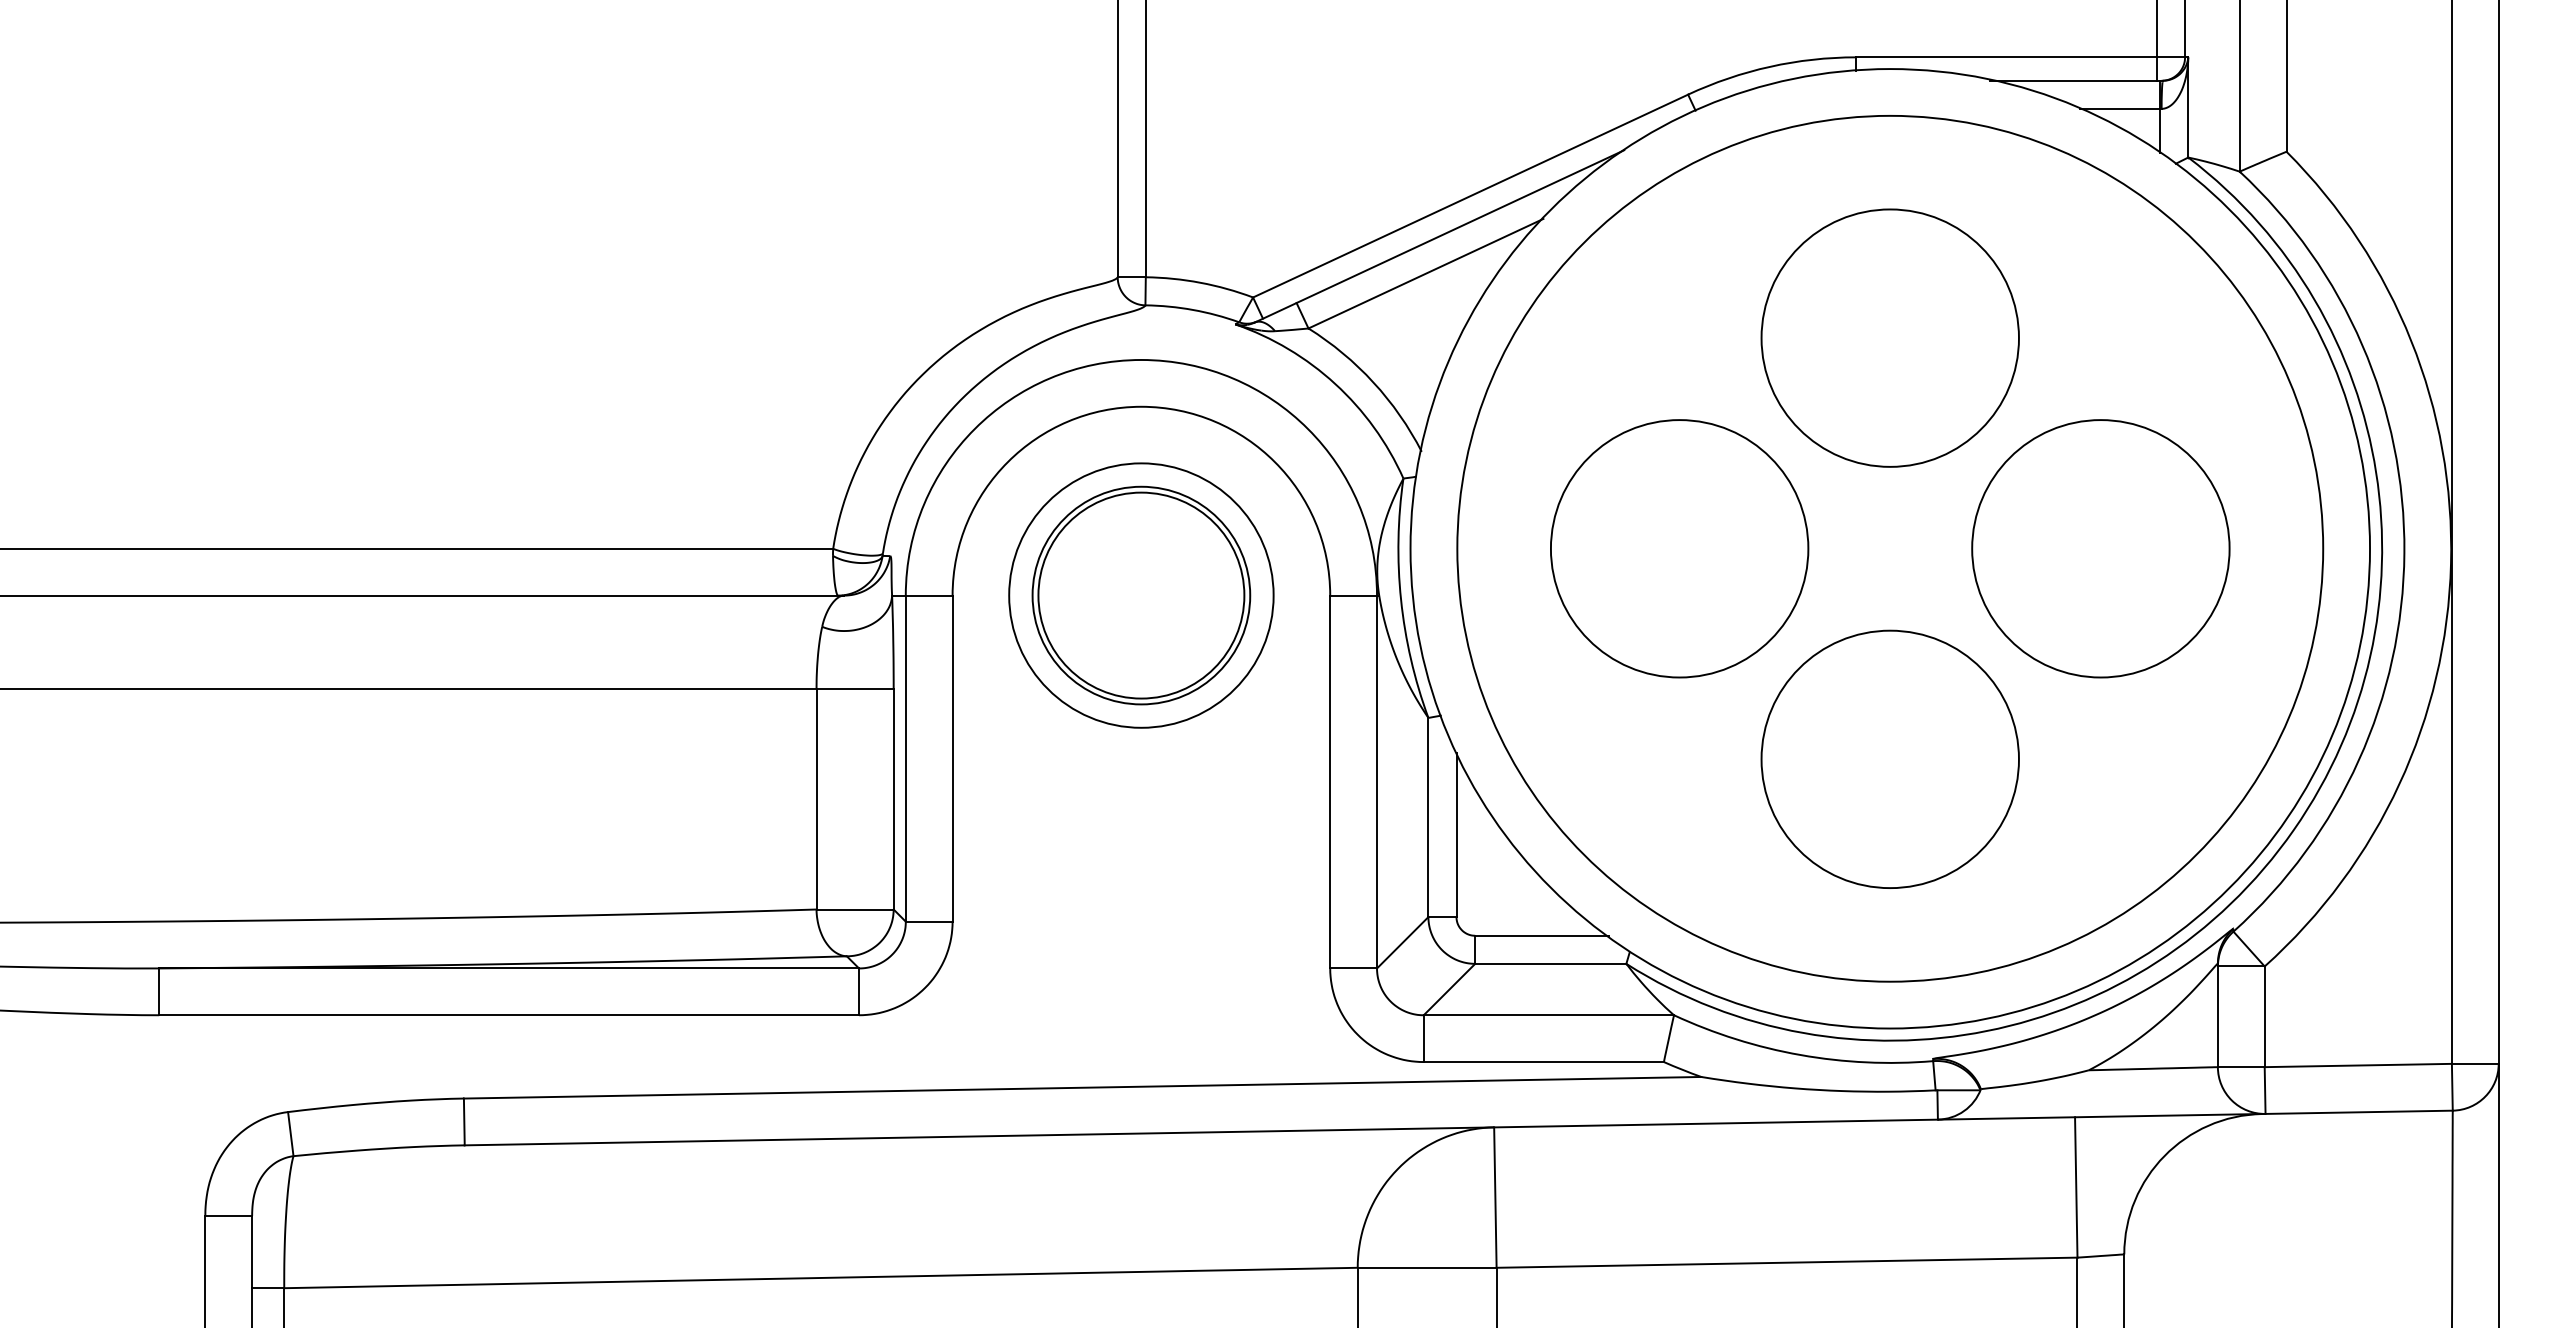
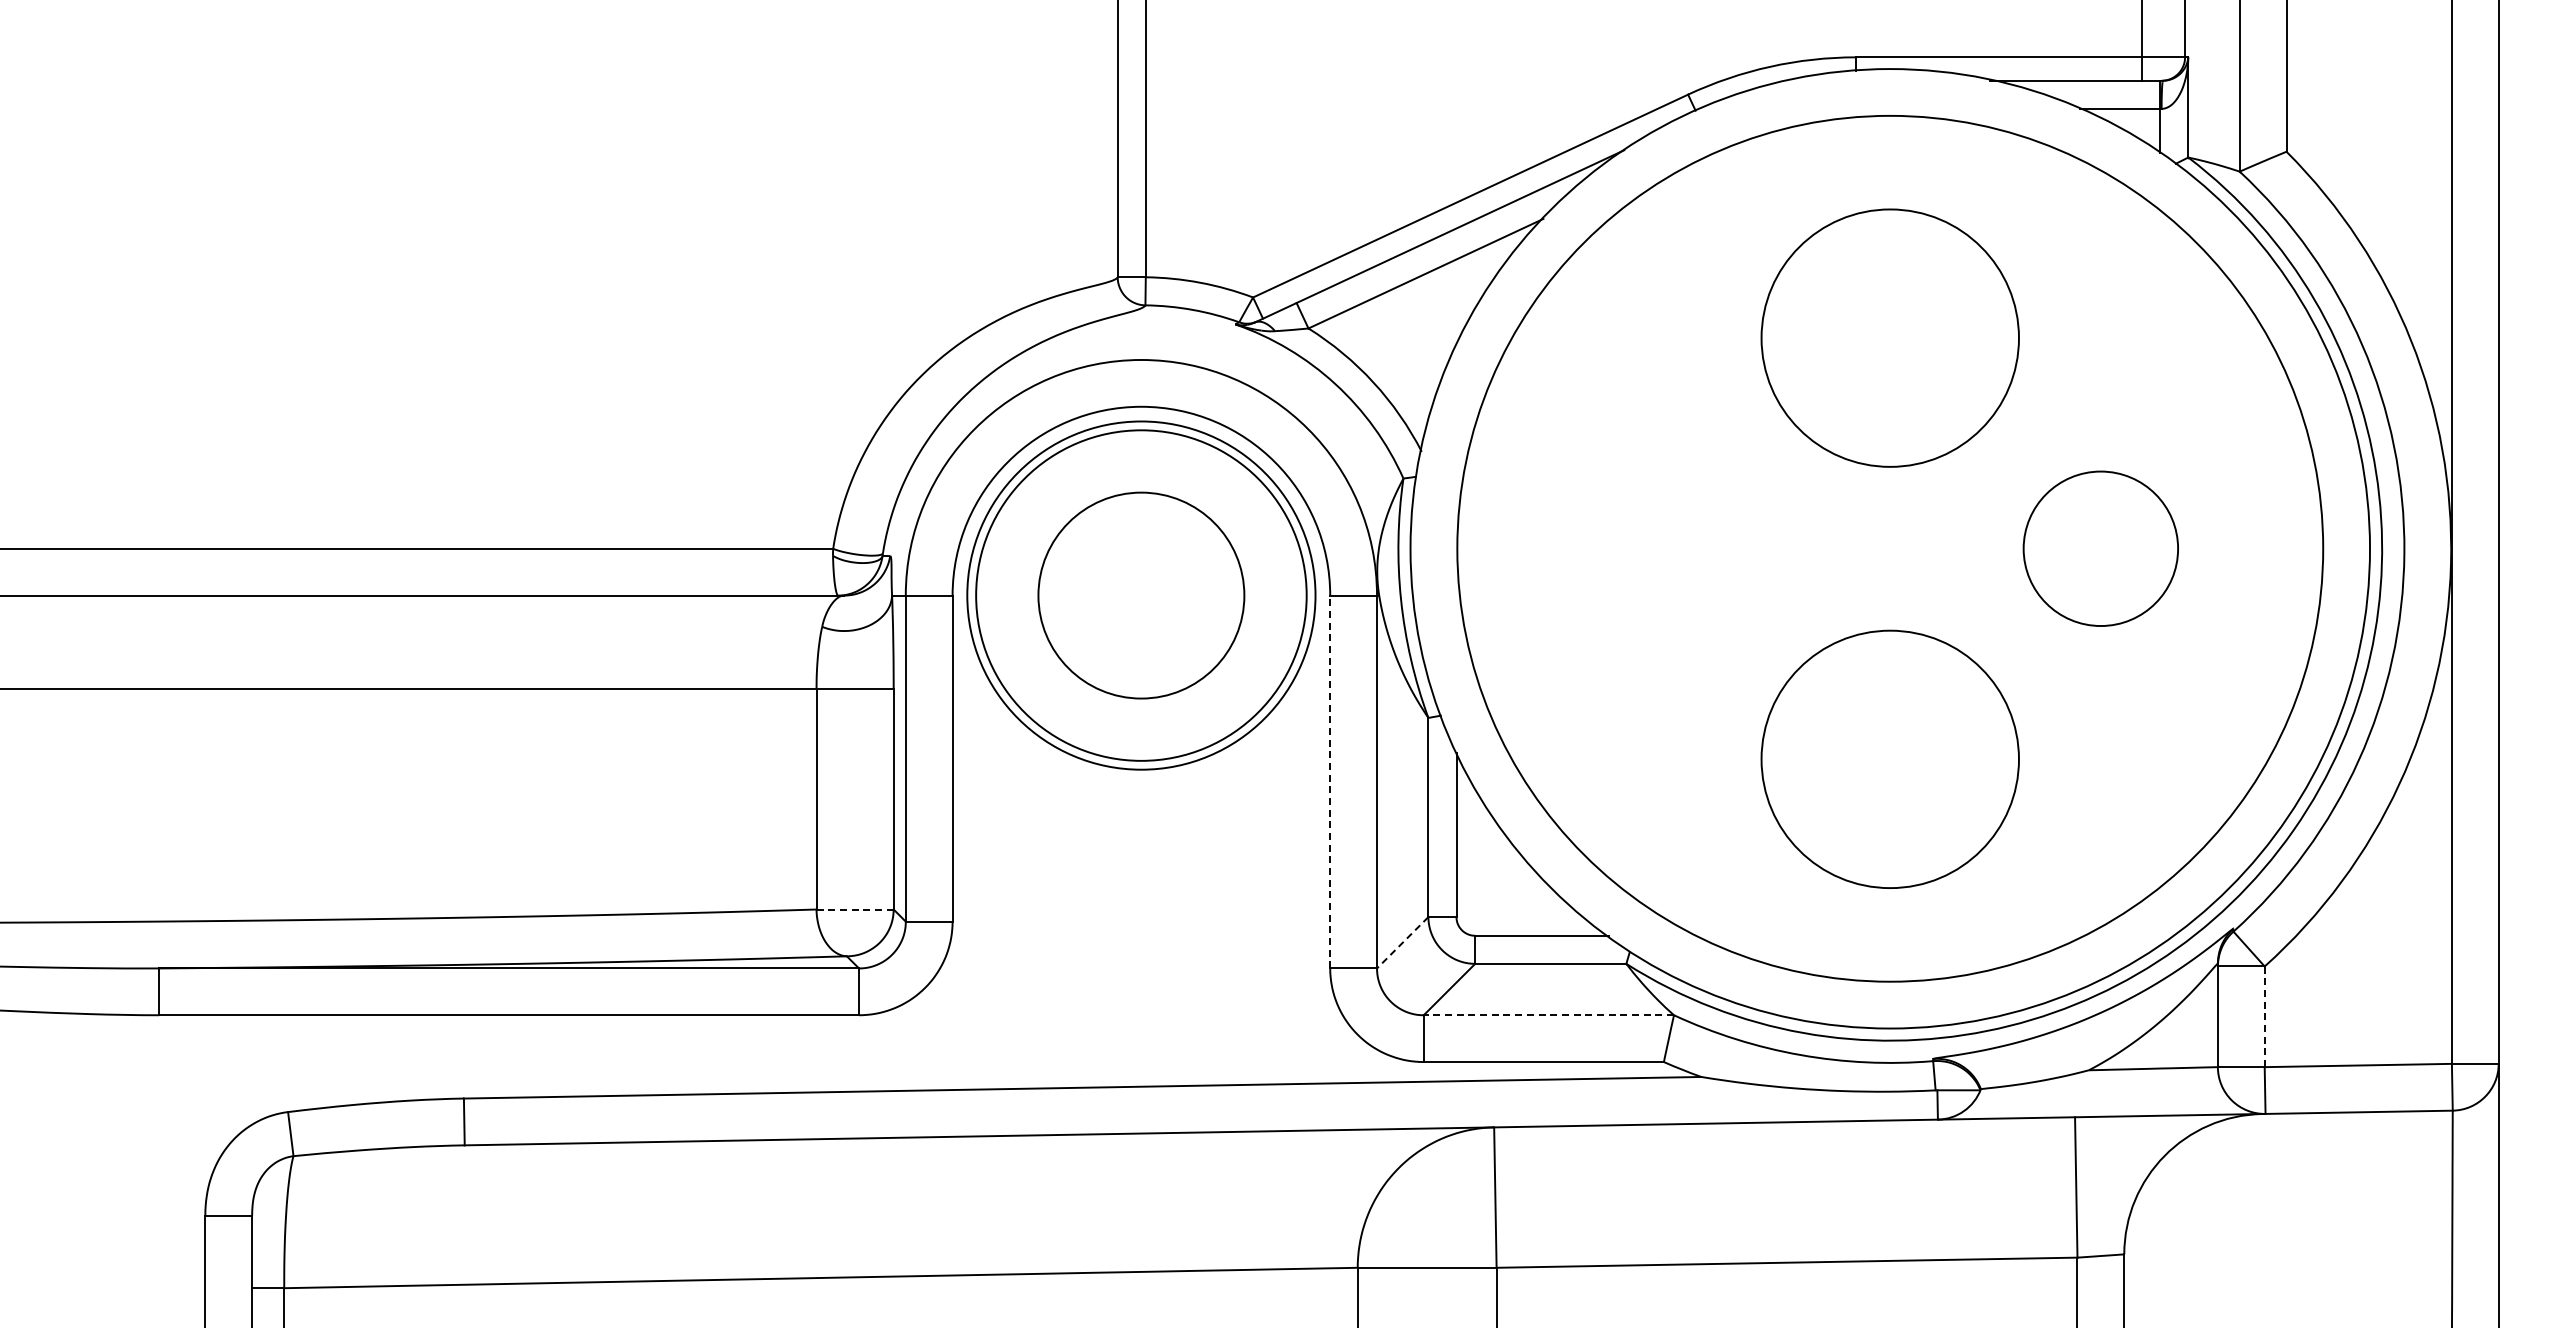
line position: (2157, 41) -> (2142, 41) (2142, 41)
circle: present -> none (1679, 548)
circle diameter: 257 px -> 154 px (2100, 548)
circle diameter: 218 px -> 348 px (1141, 595)
circle diameter: 264 px -> 331 px (1141, 595)
line: solid -> dashed (1330, 781)
line: solid -> dashed (855, 909)
line: solid -> dashed (1402, 943)
line: solid -> dashed (1548, 1015)
line: solid -> dashed (2264, 1016)
